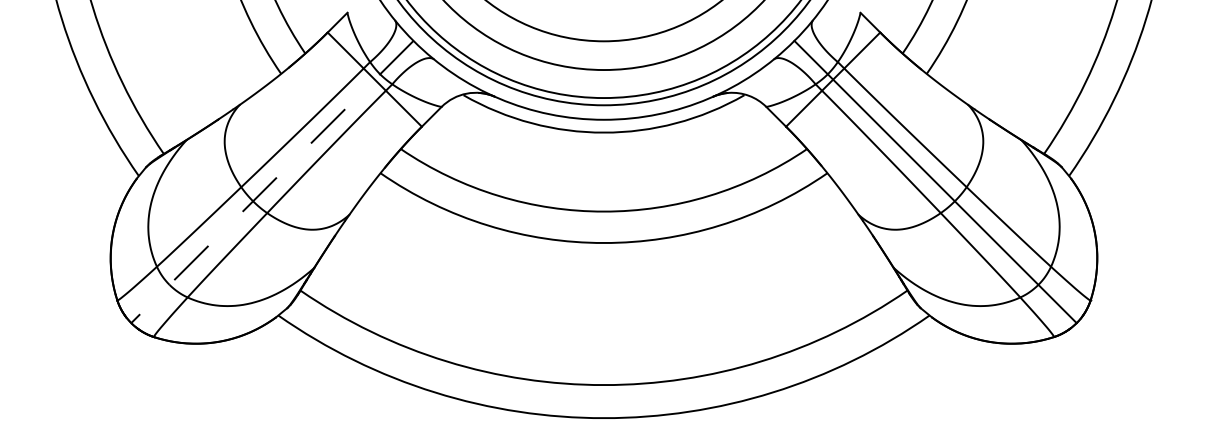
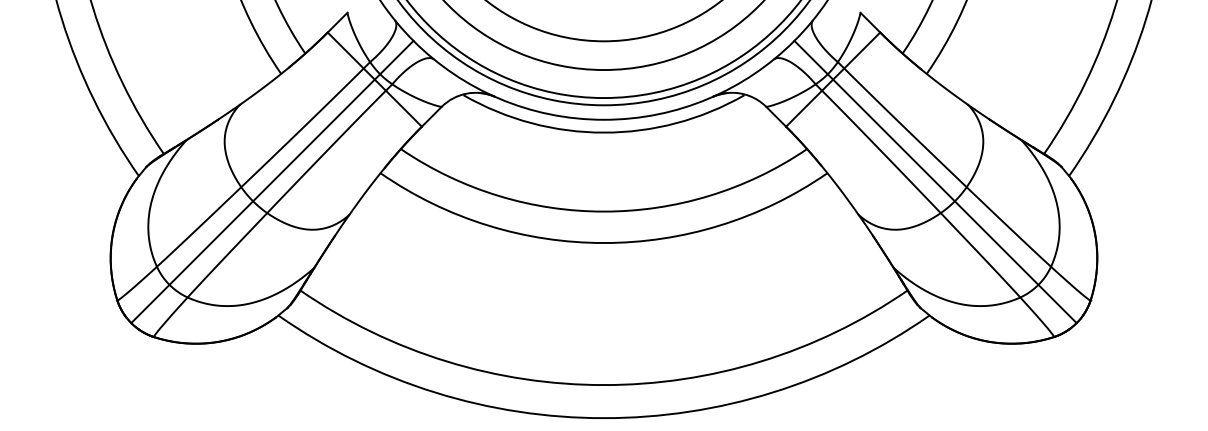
line: dashed -> solid (272, 182)
